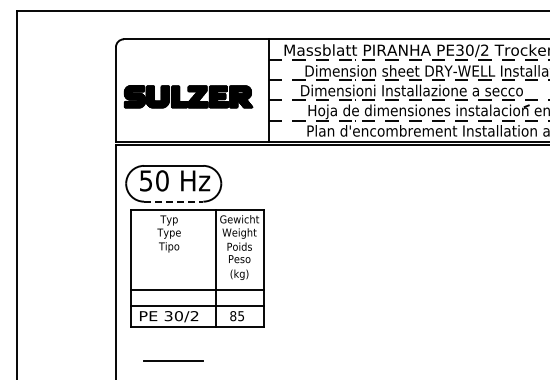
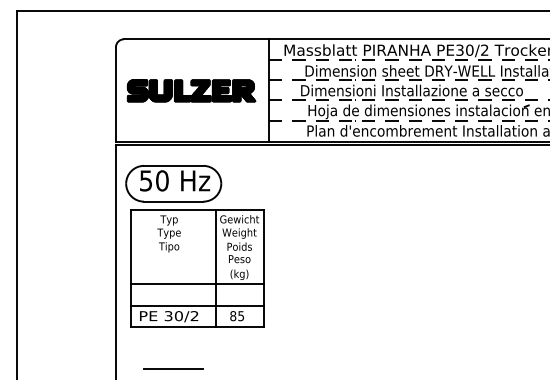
part position: (188, 96) -> (191, 90) (191, 90)
line: dashed -> solid (173, 201)
line position: (197, 290) -> (197, 284) (197, 284)
line position: (173, 360) -> (173, 368) (173, 368)
